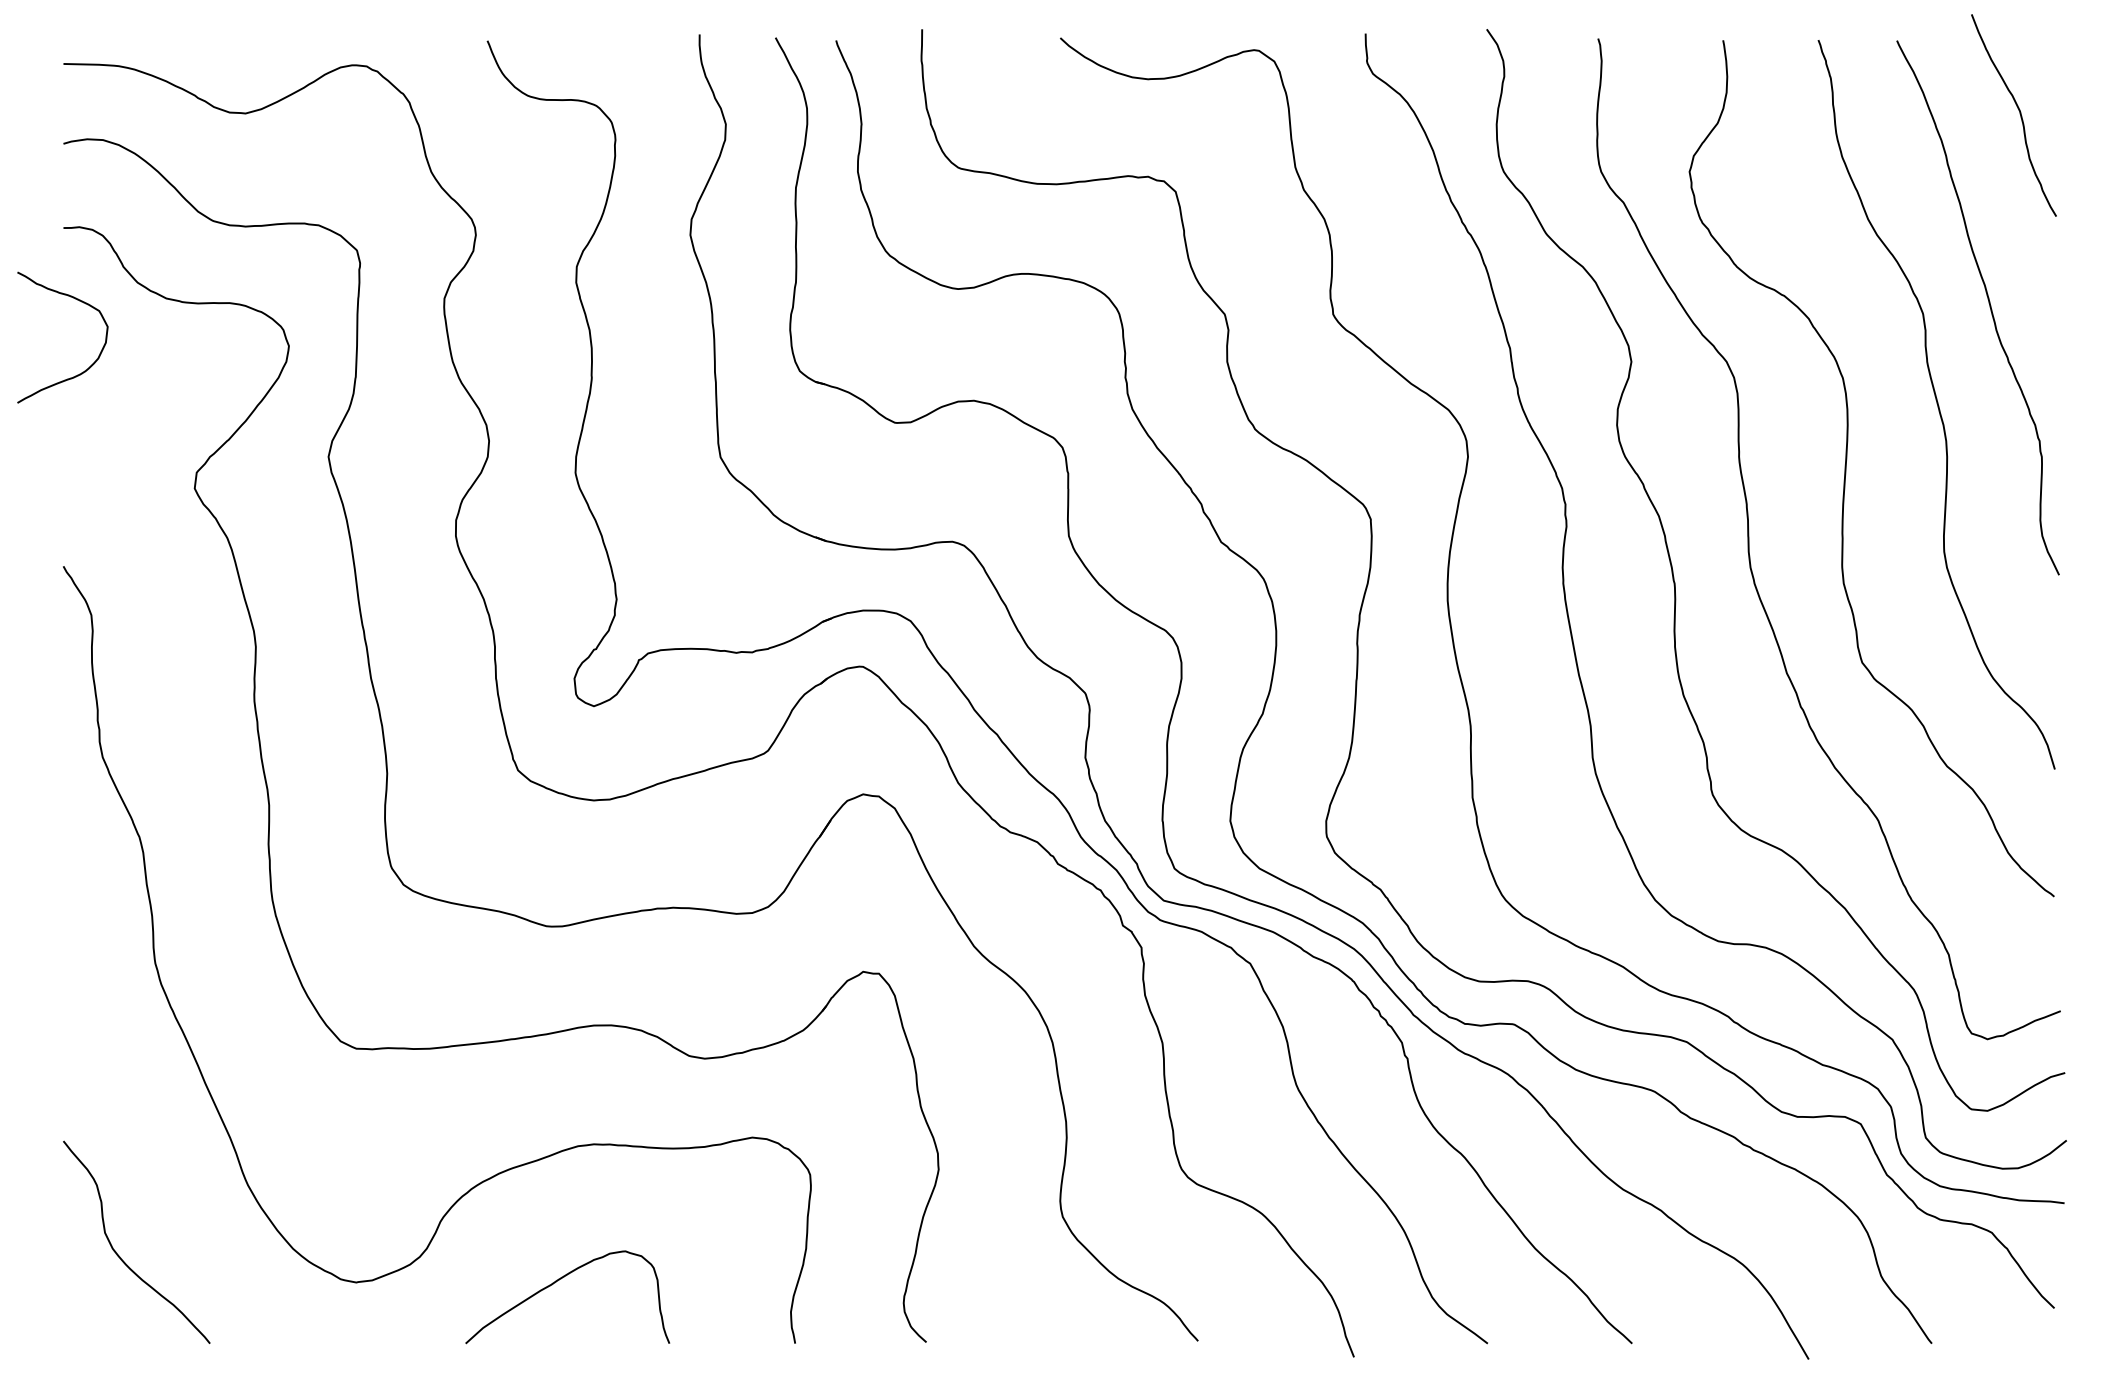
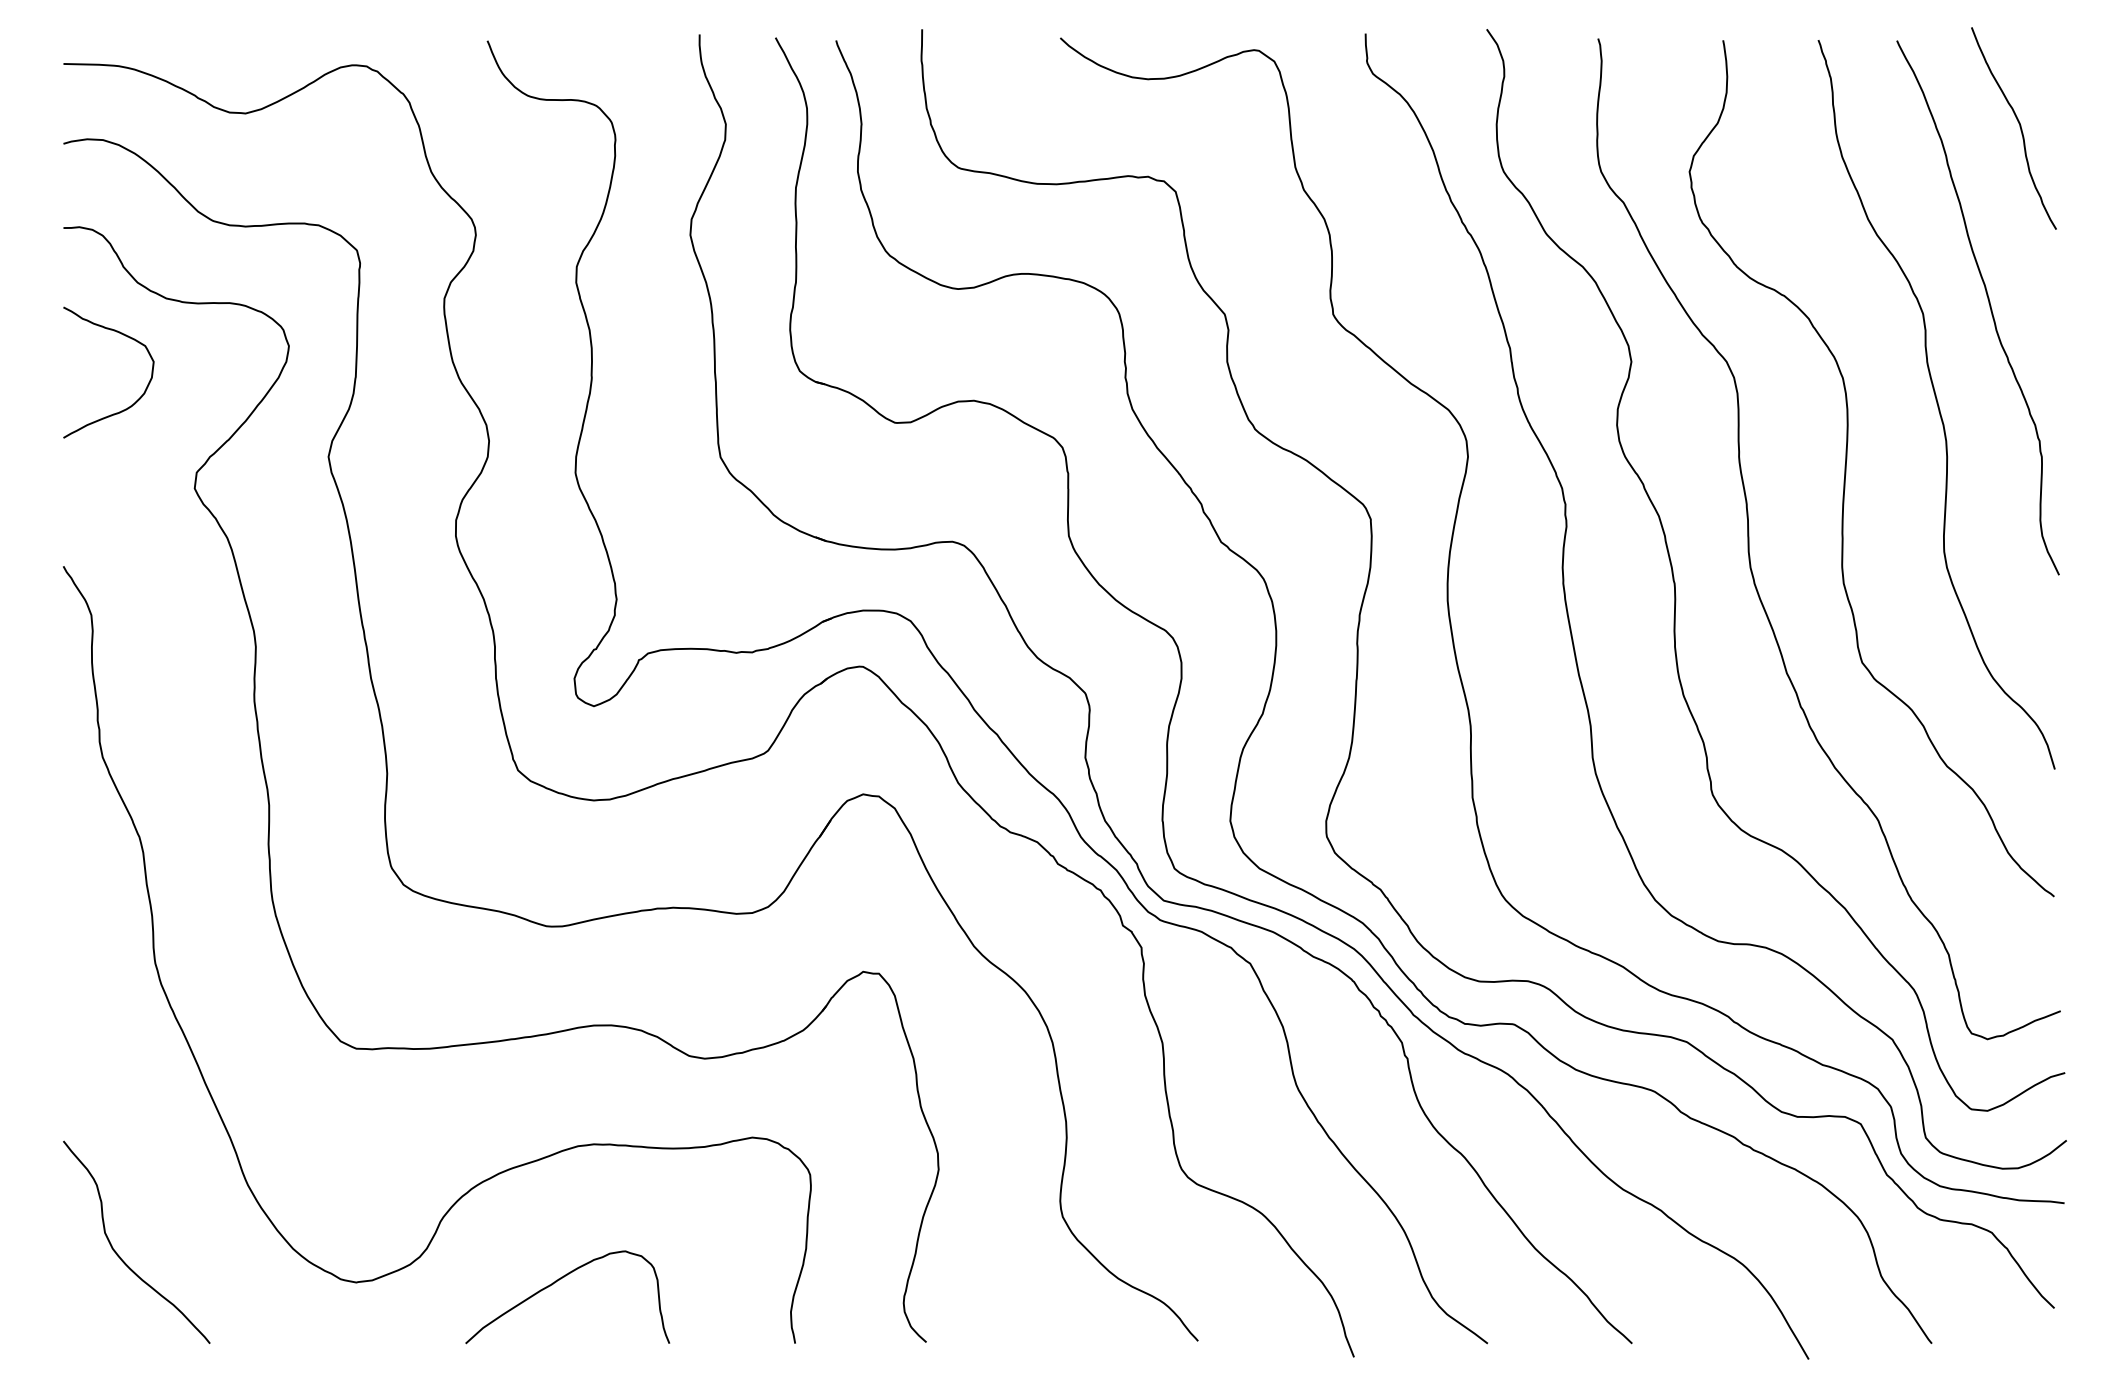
curve position: (2019, 114) -> (2019, 127) (2019, 127)
curve position: (90, 365) -> (136, 400) (136, 400)
